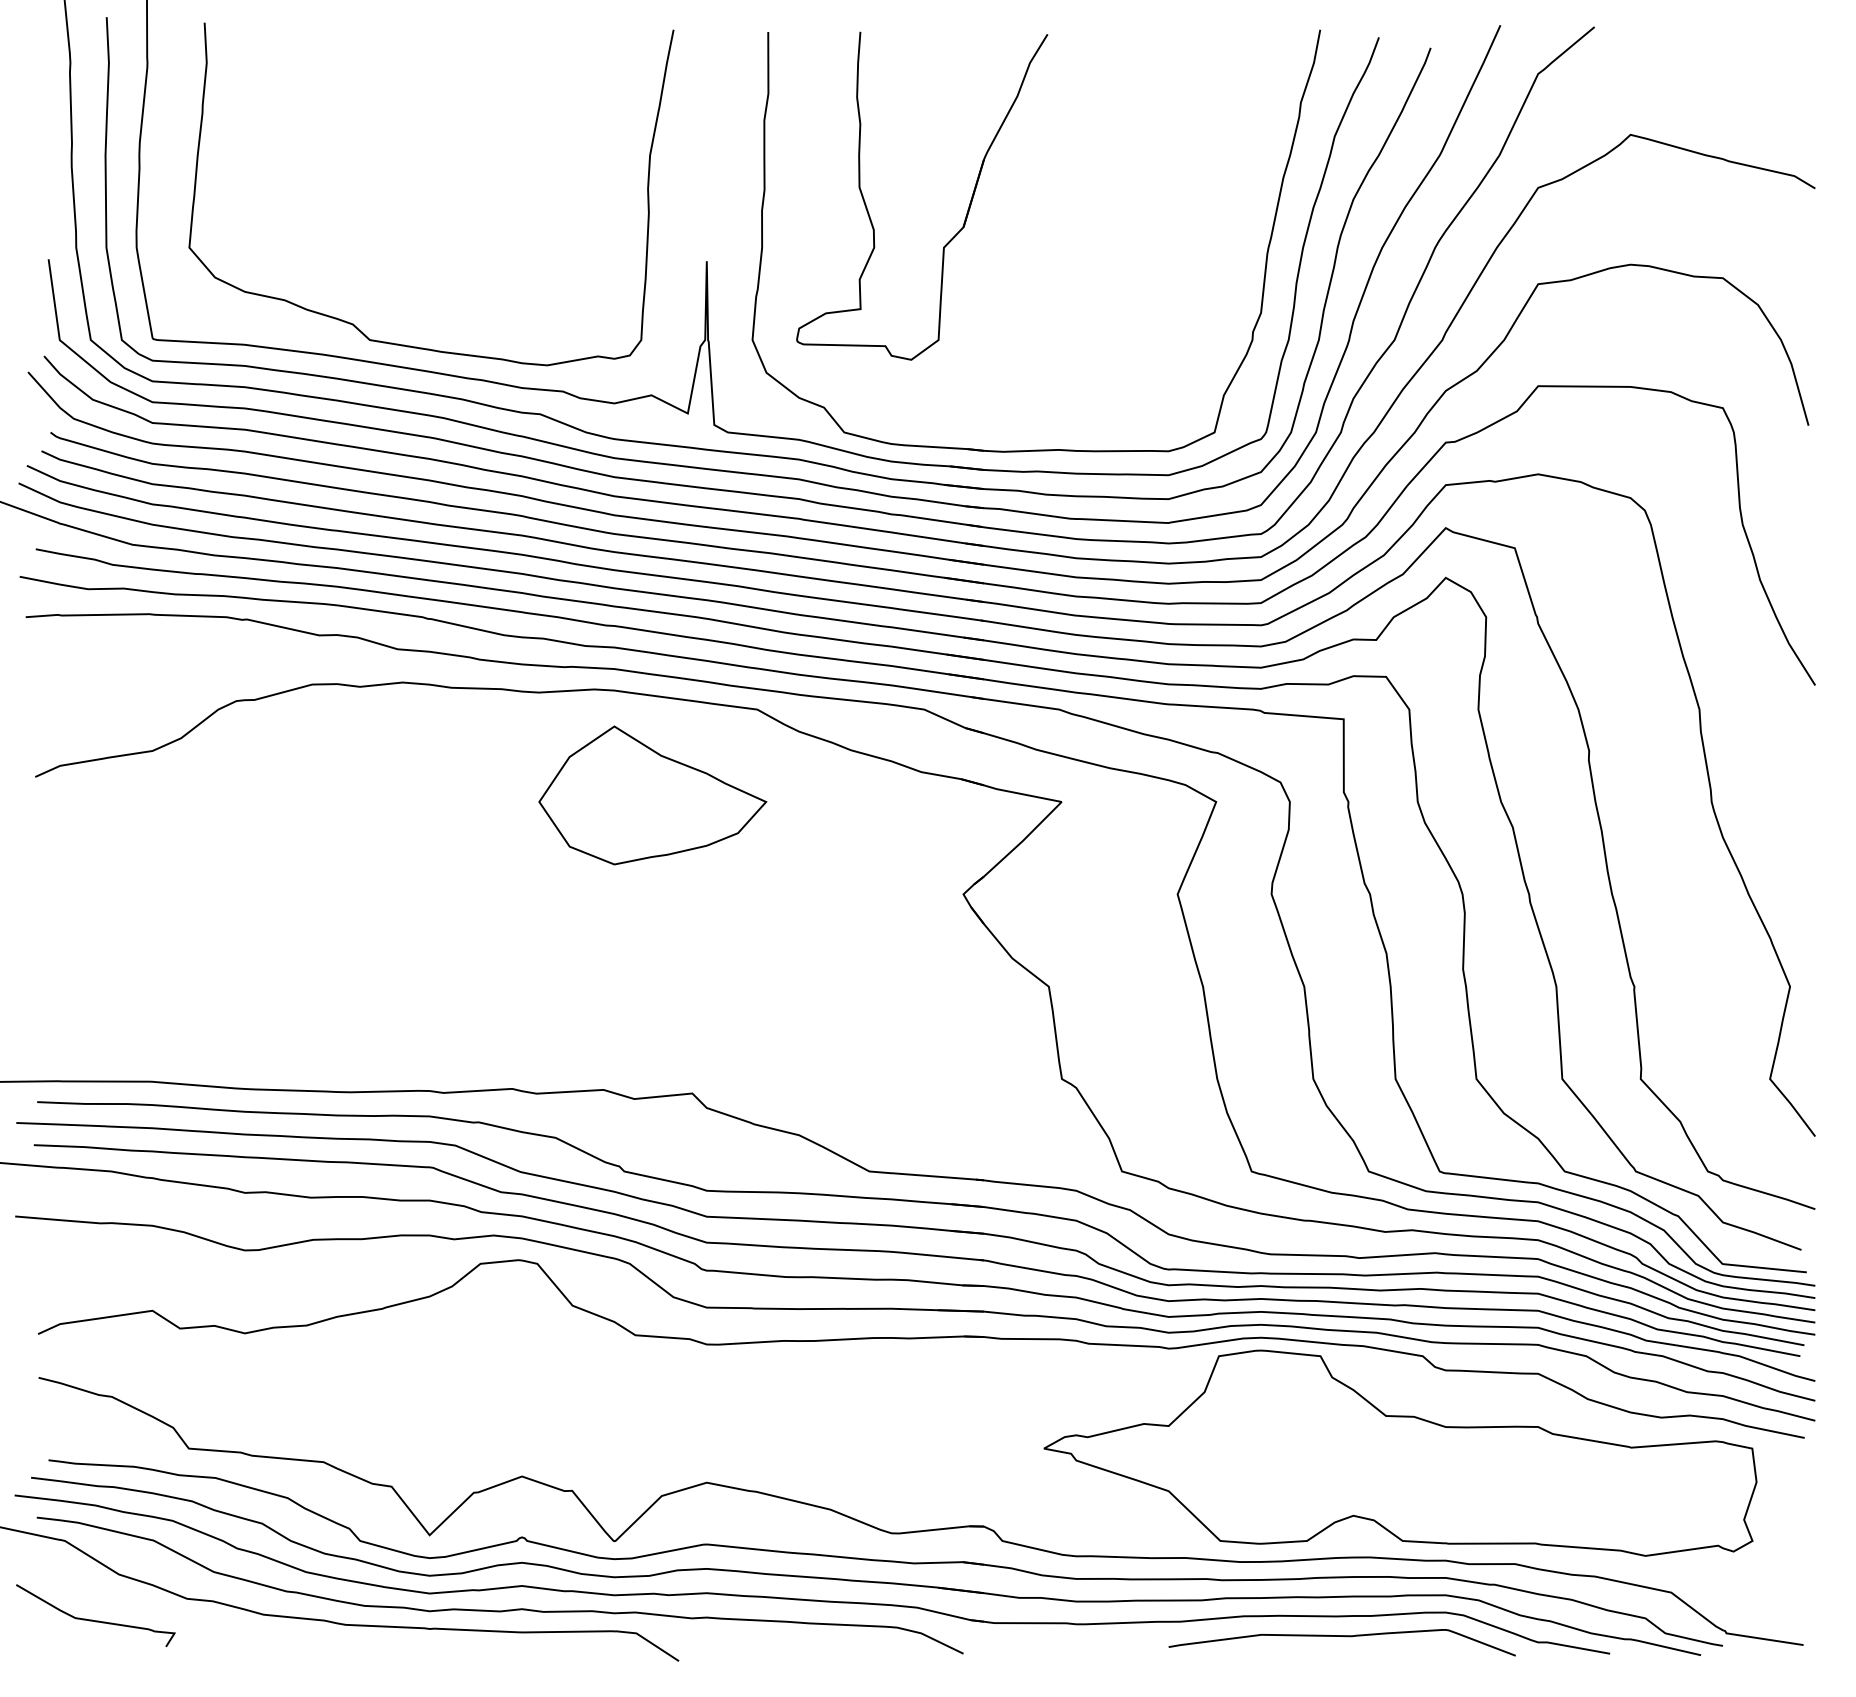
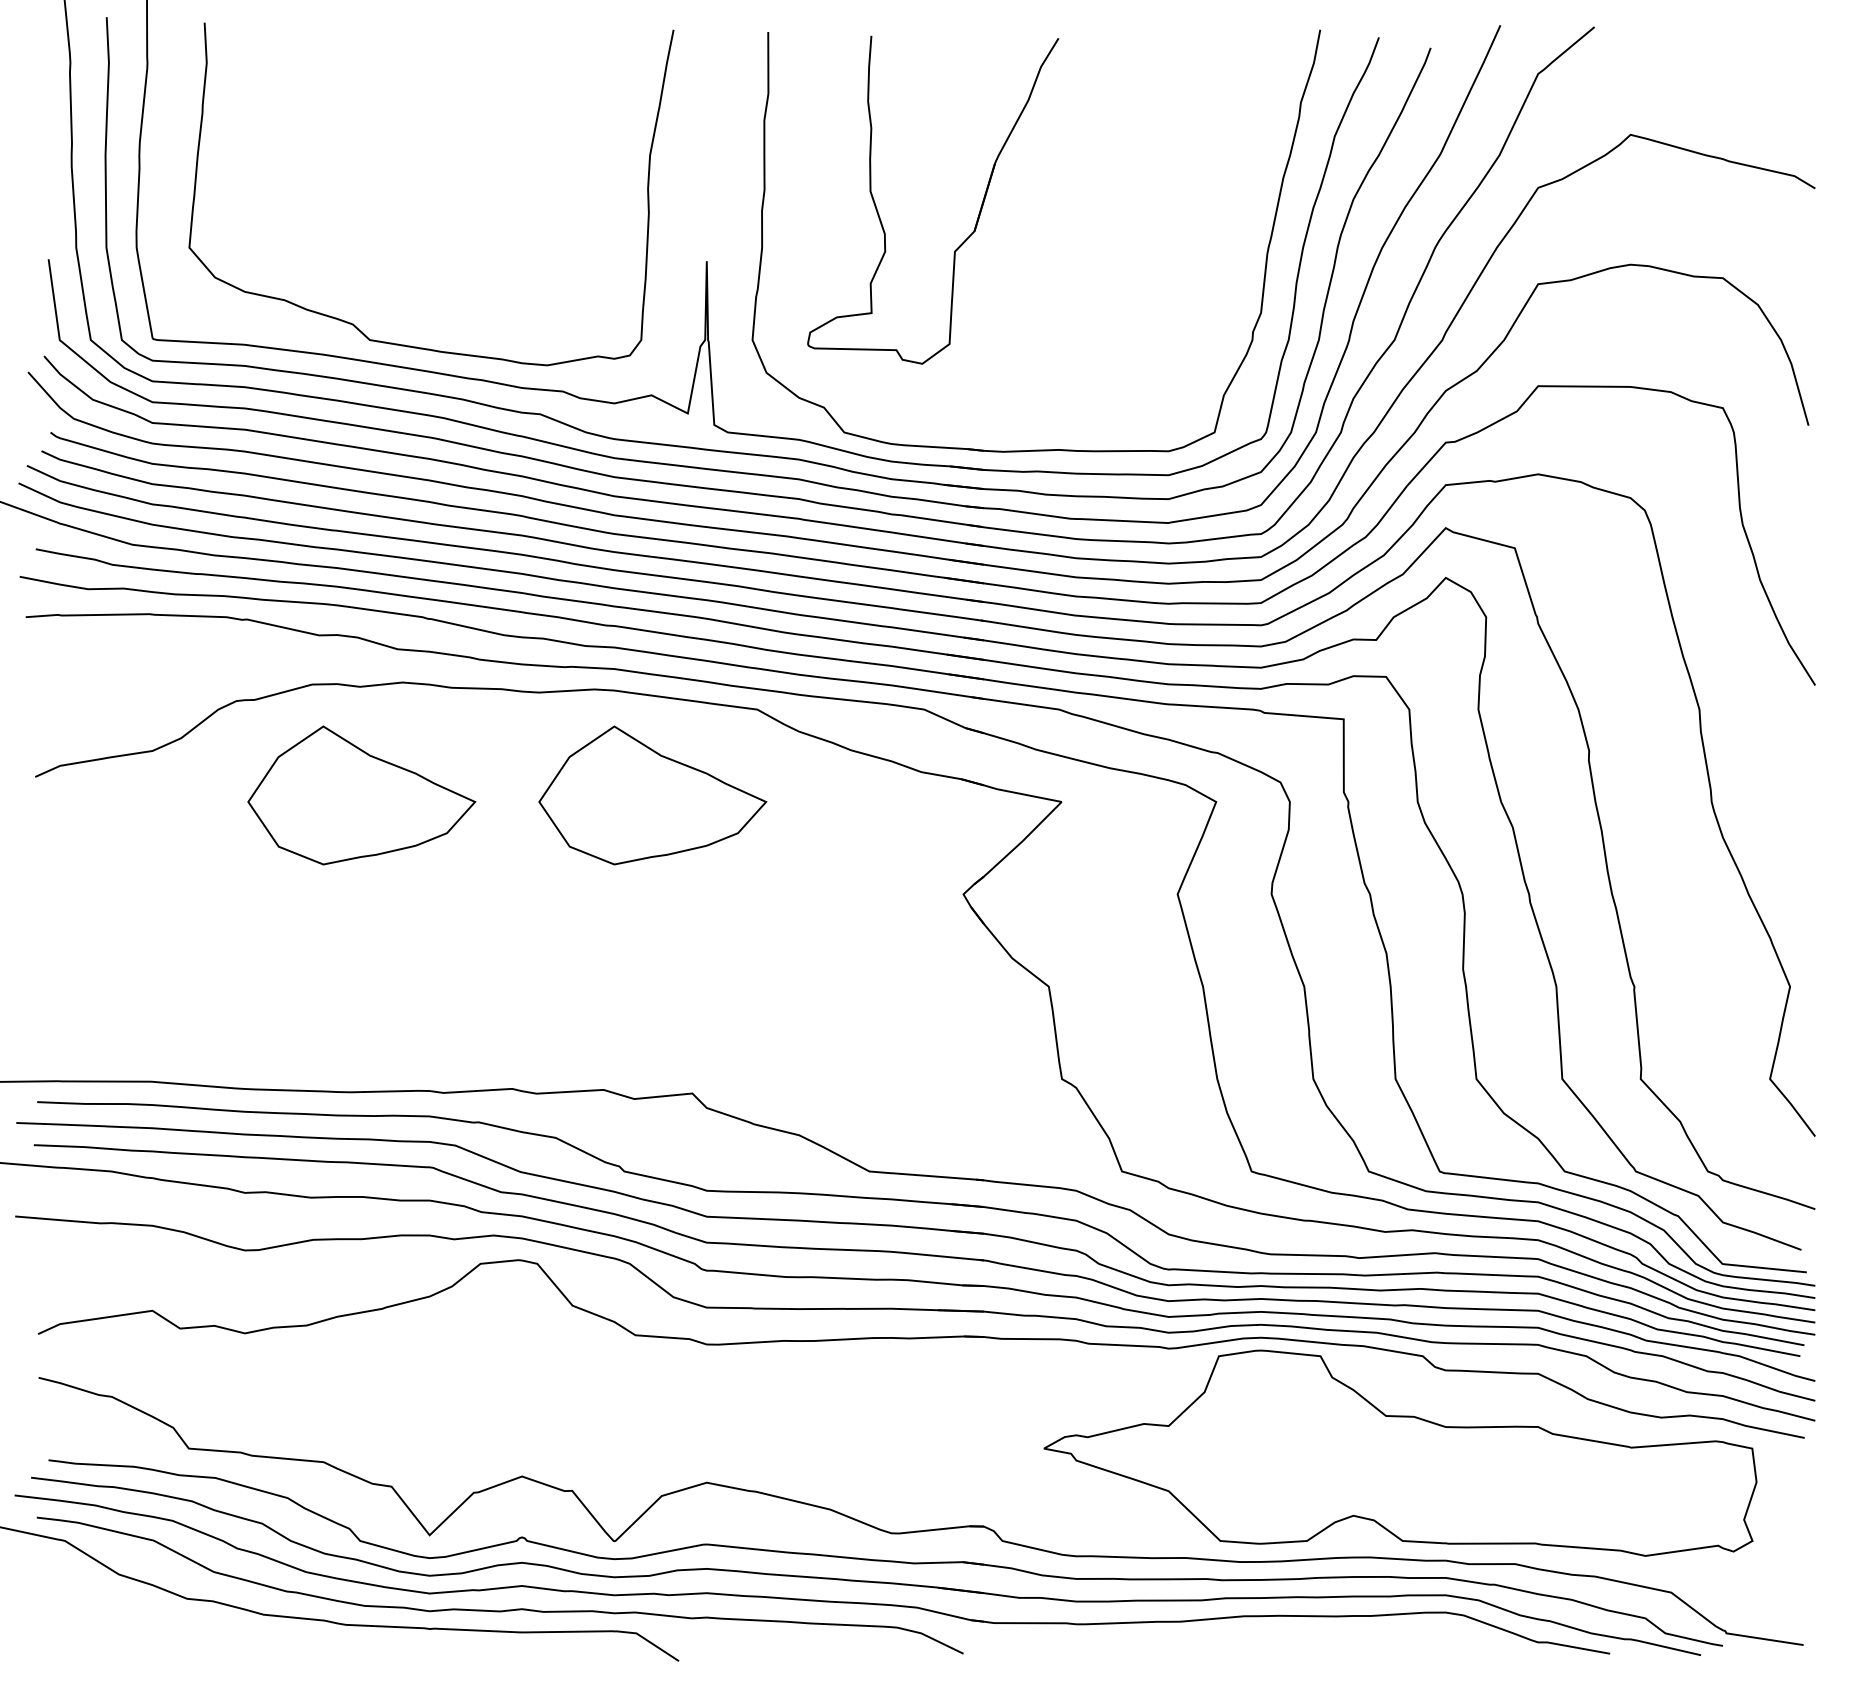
part position: (967, 209) -> (978, 213) (978, 213)
part: none -> present (361, 795)
curve: present -> none (92, 1619)
curve: present -> none (1341, 1636)
